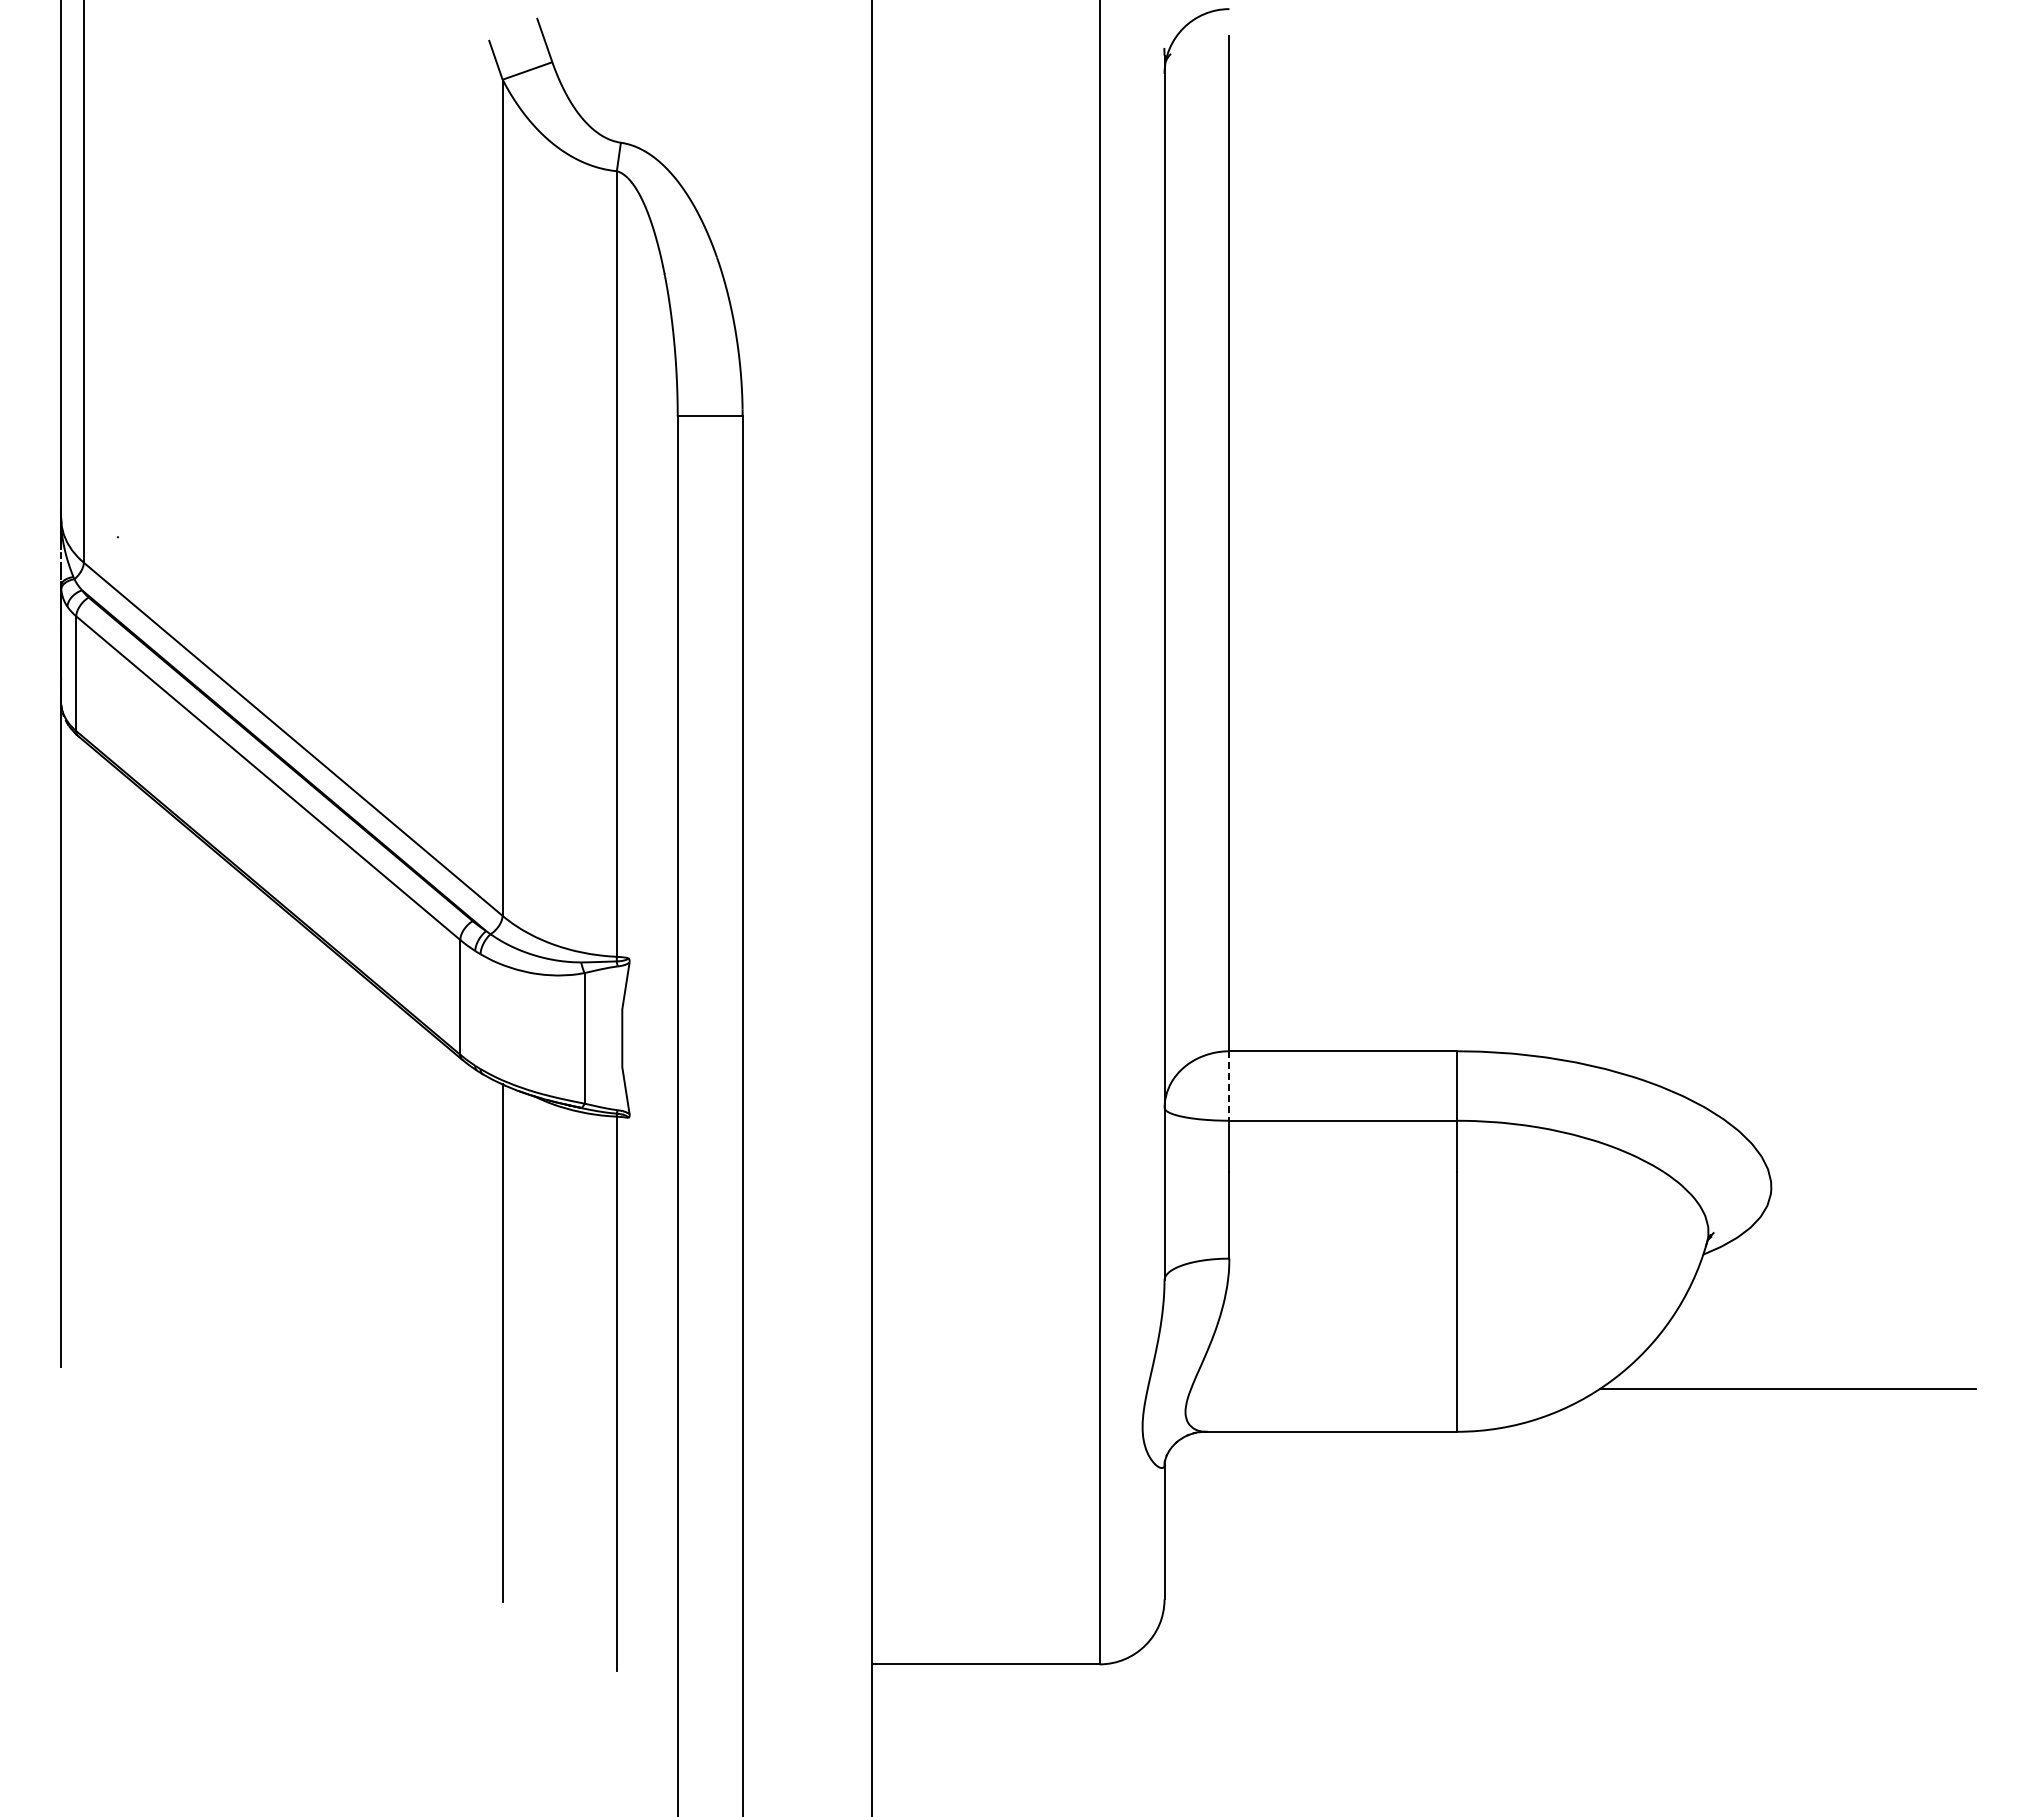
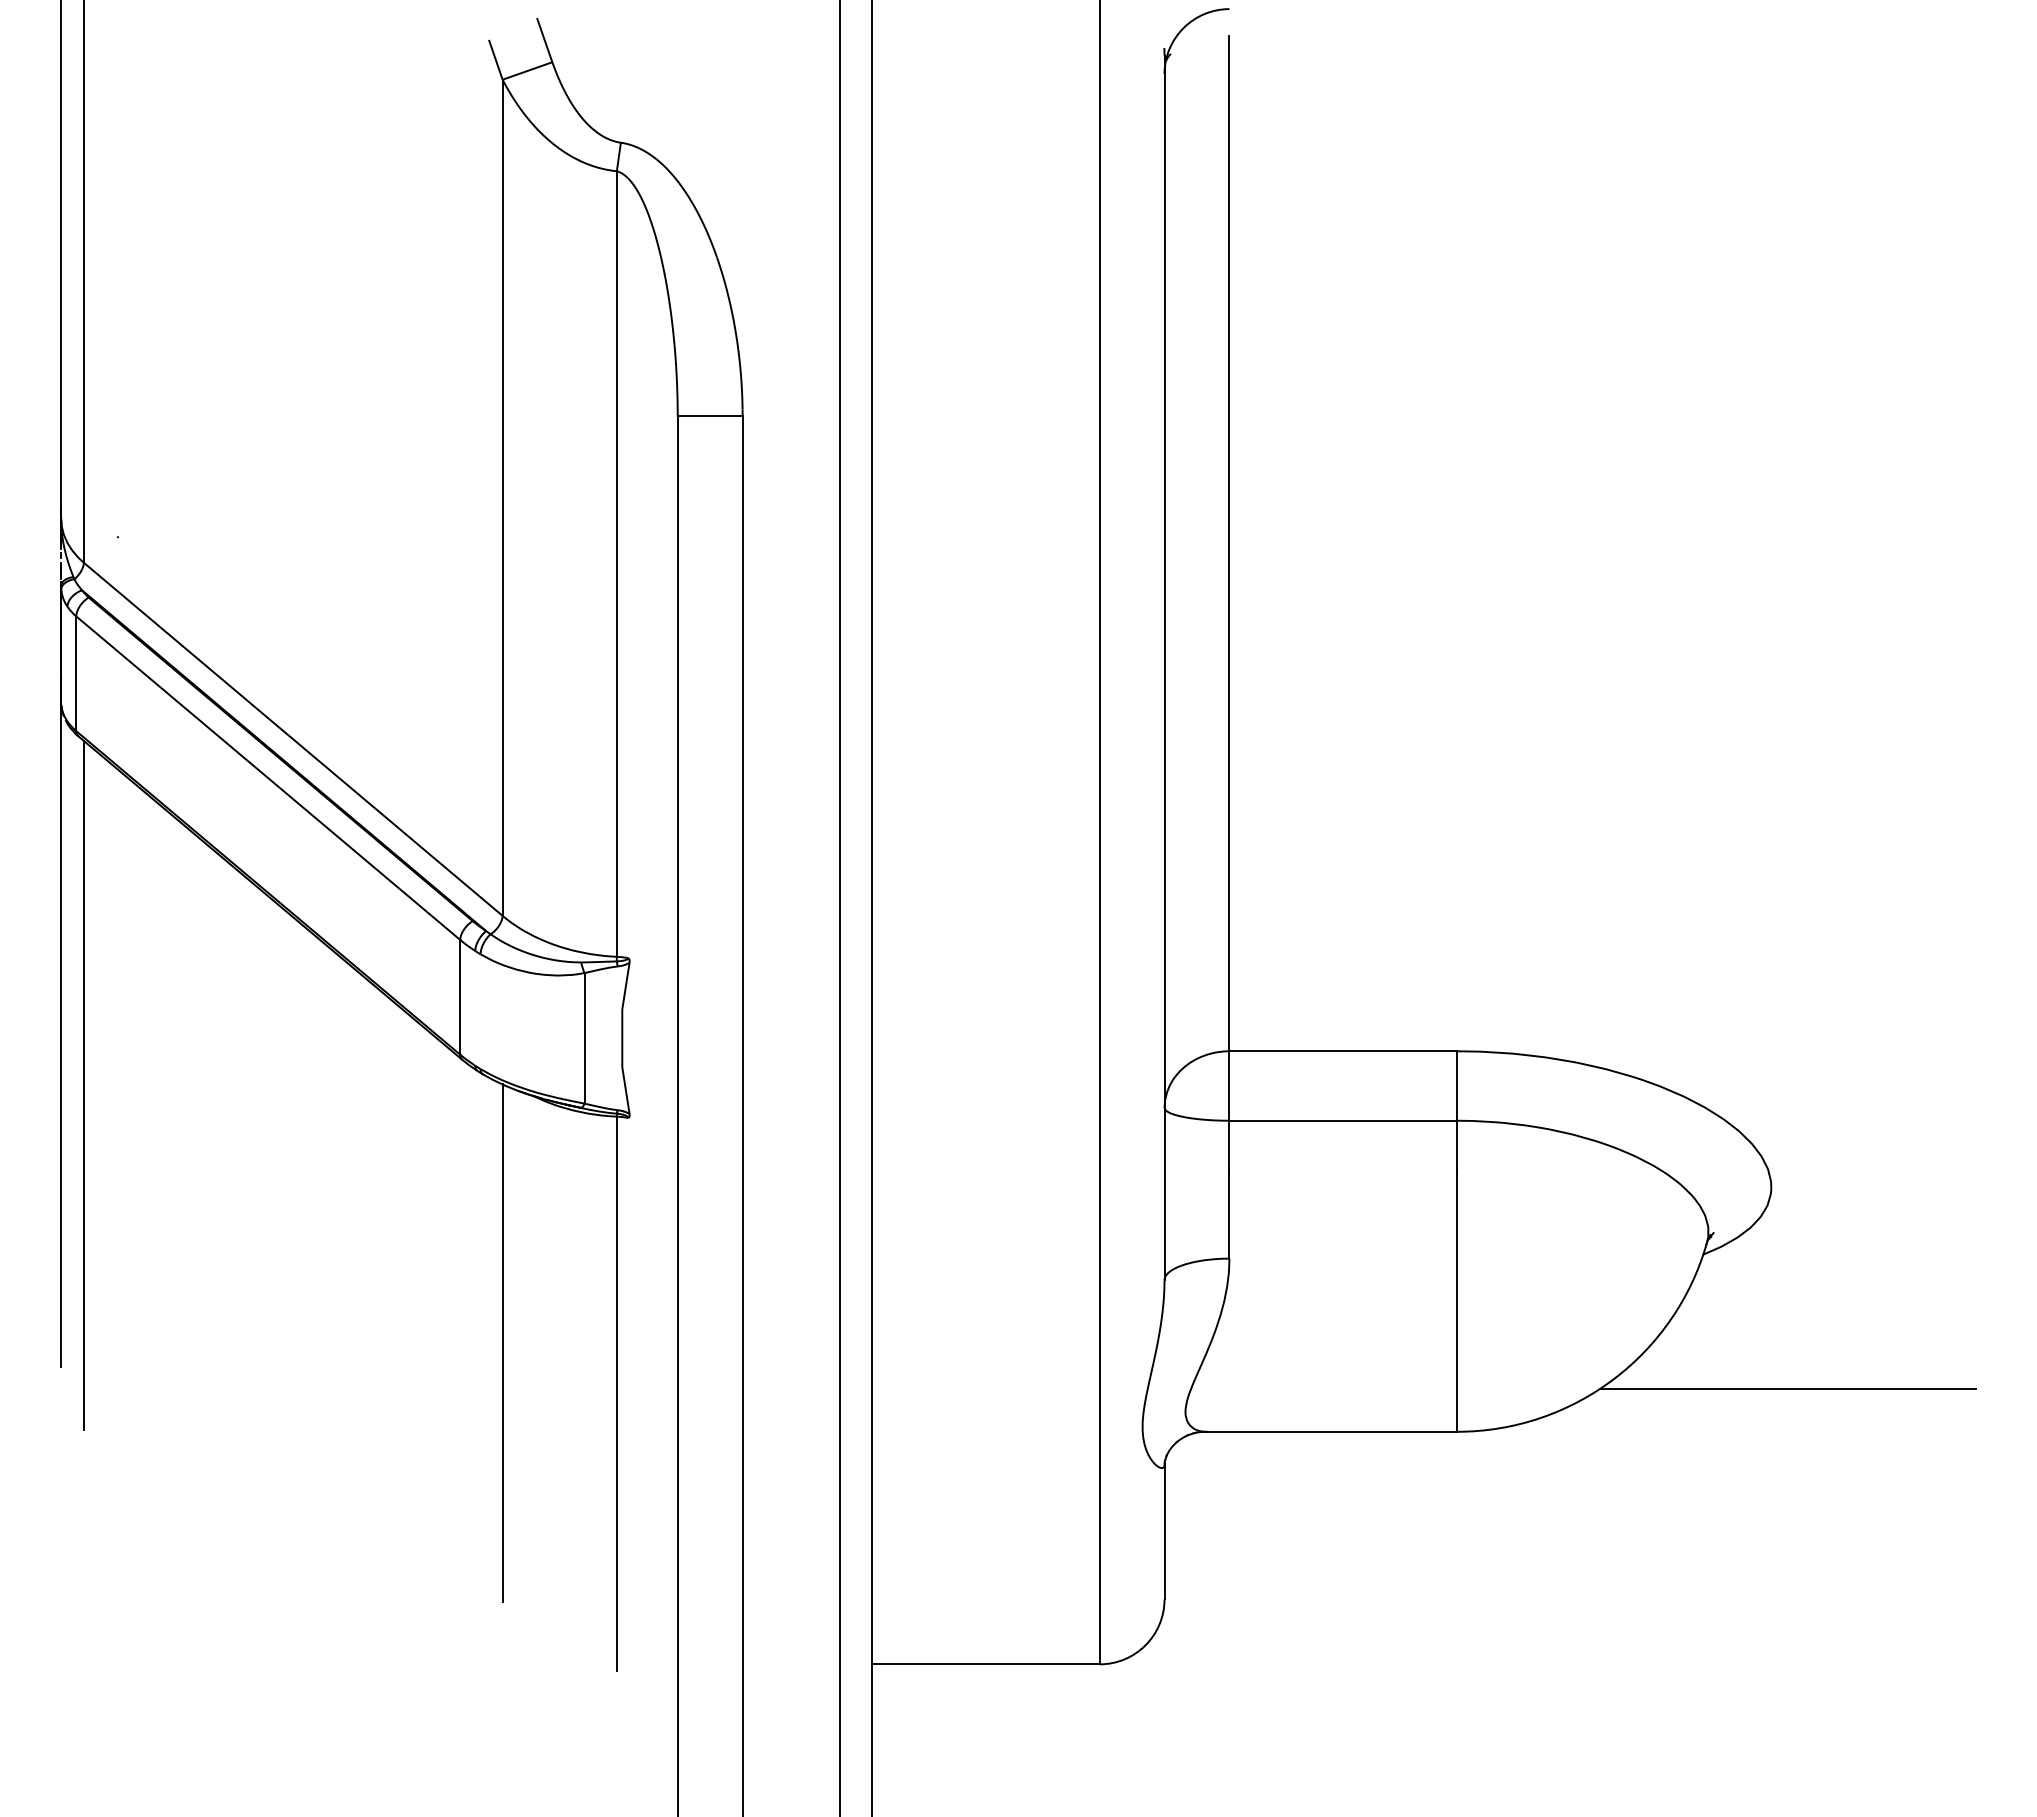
line: none -> present (840, 907)
line: none -> present (83, 1084)
line: dashed -> solid (1229, 1086)
